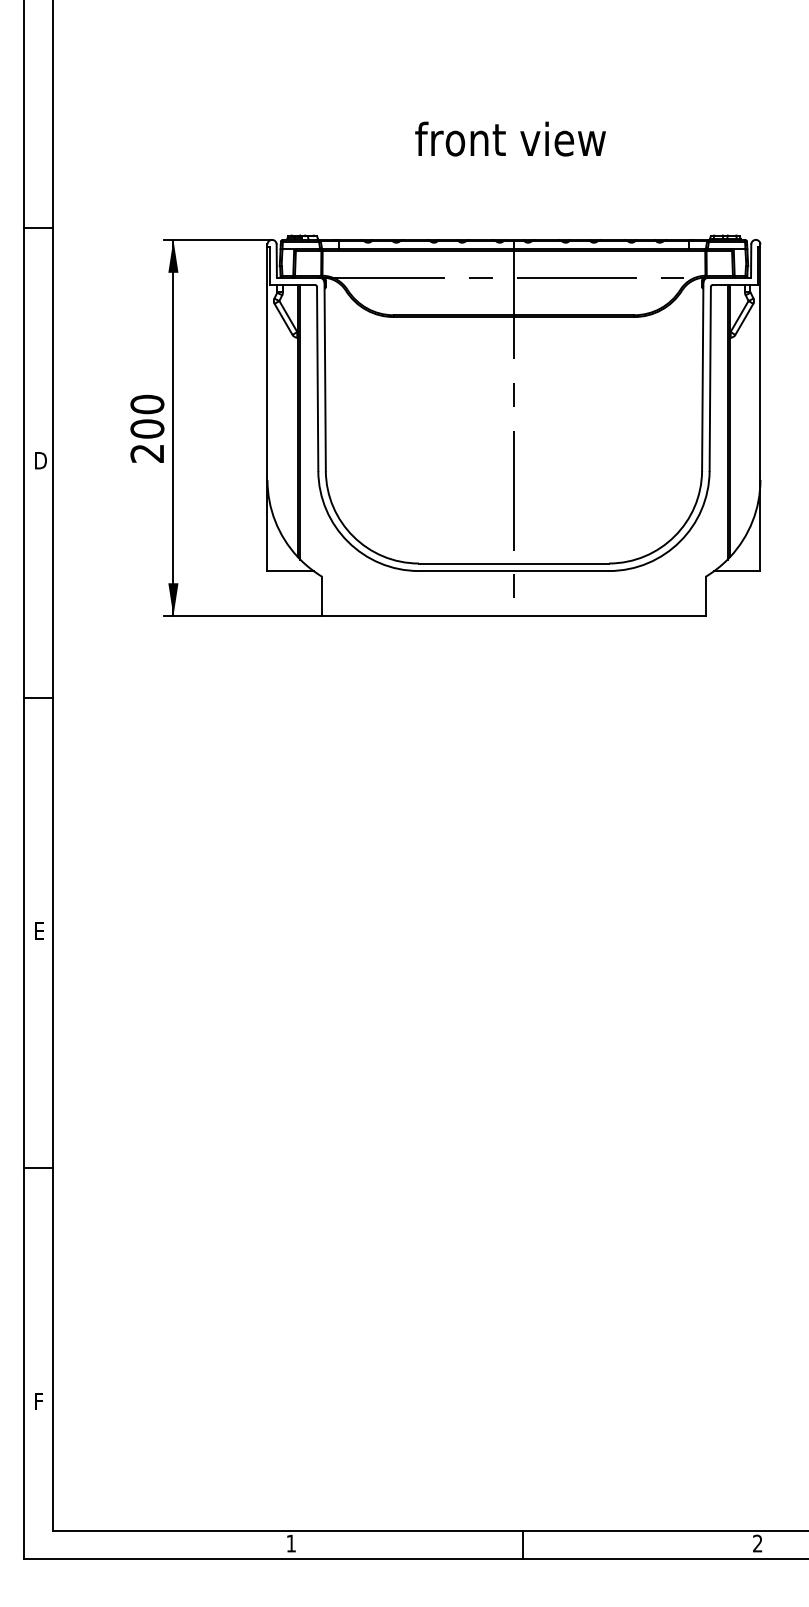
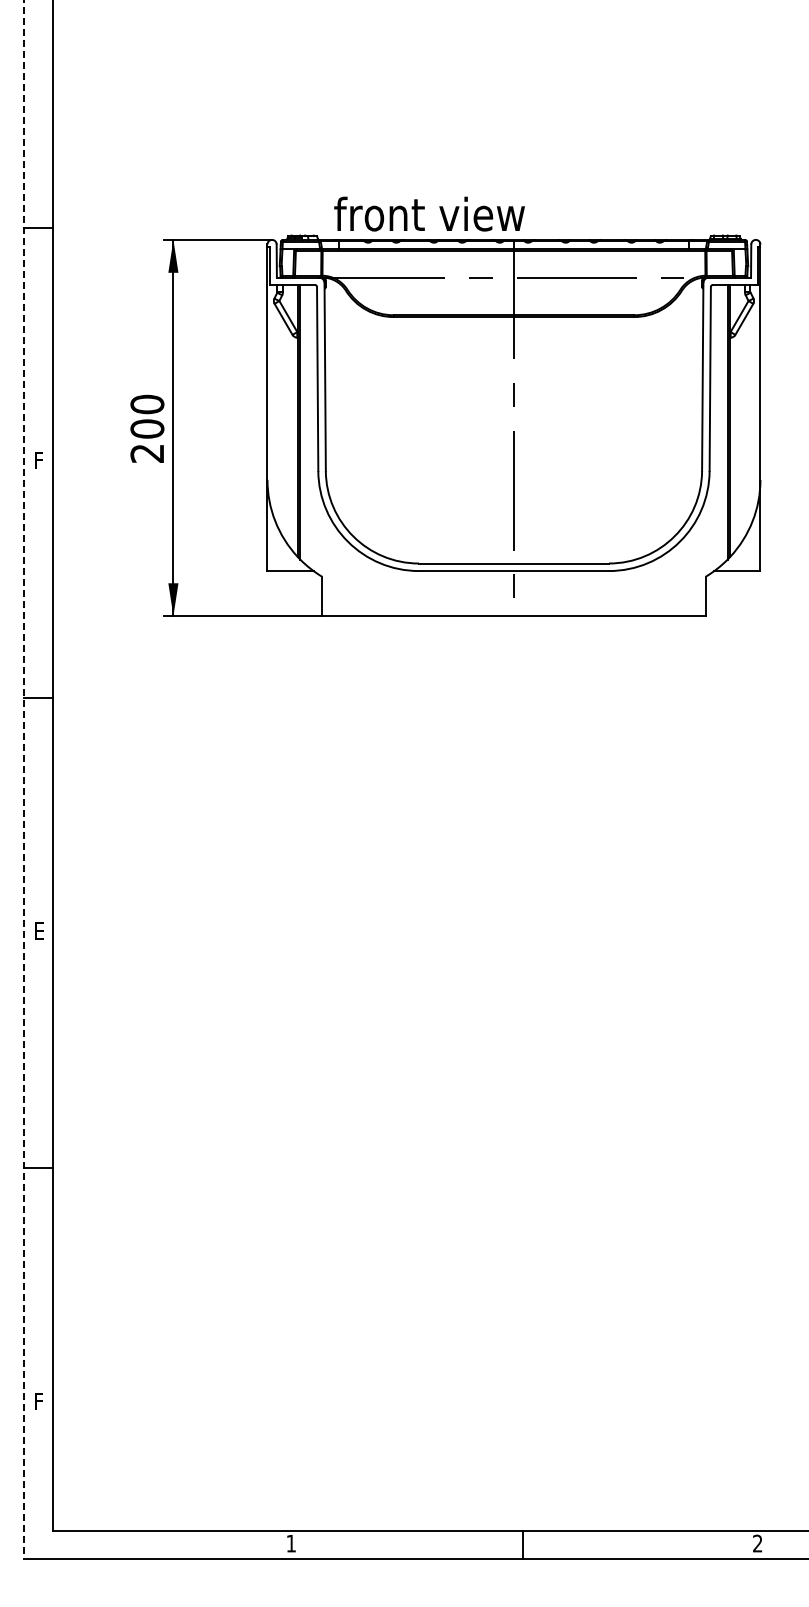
text position: (510, 138) -> (429, 213) (429, 213)
text: D -> F (40, 460)
line: solid -> dashed (24, 779)
